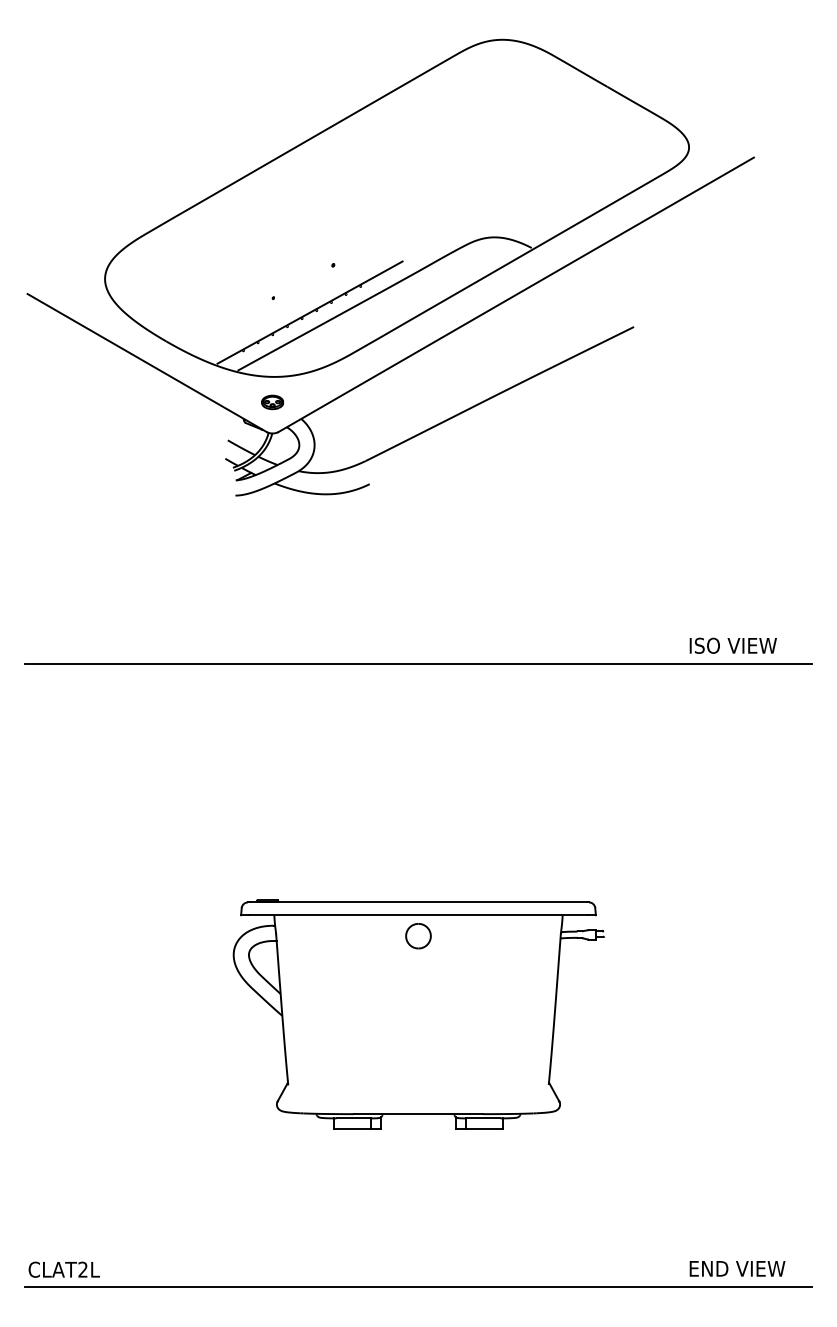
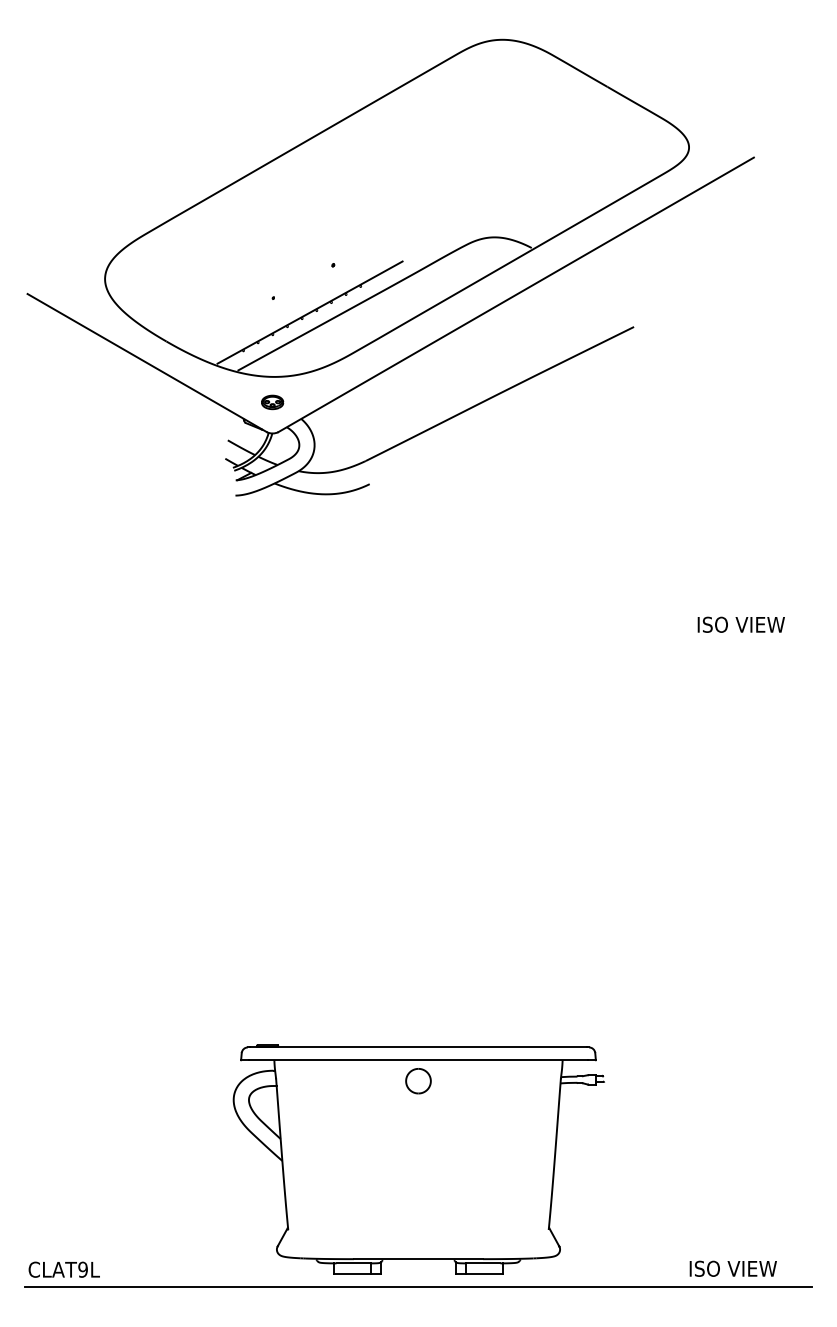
text position: (732, 645) -> (740, 624) (740, 624)
line: present -> none (418, 664)
part position: (418, 1014) -> (418, 1159) (418, 1159)
text: END VIEW -> ISO VIEW (738, 1268)
text: CLAT2L -> CLAT9L (82, 1269)
